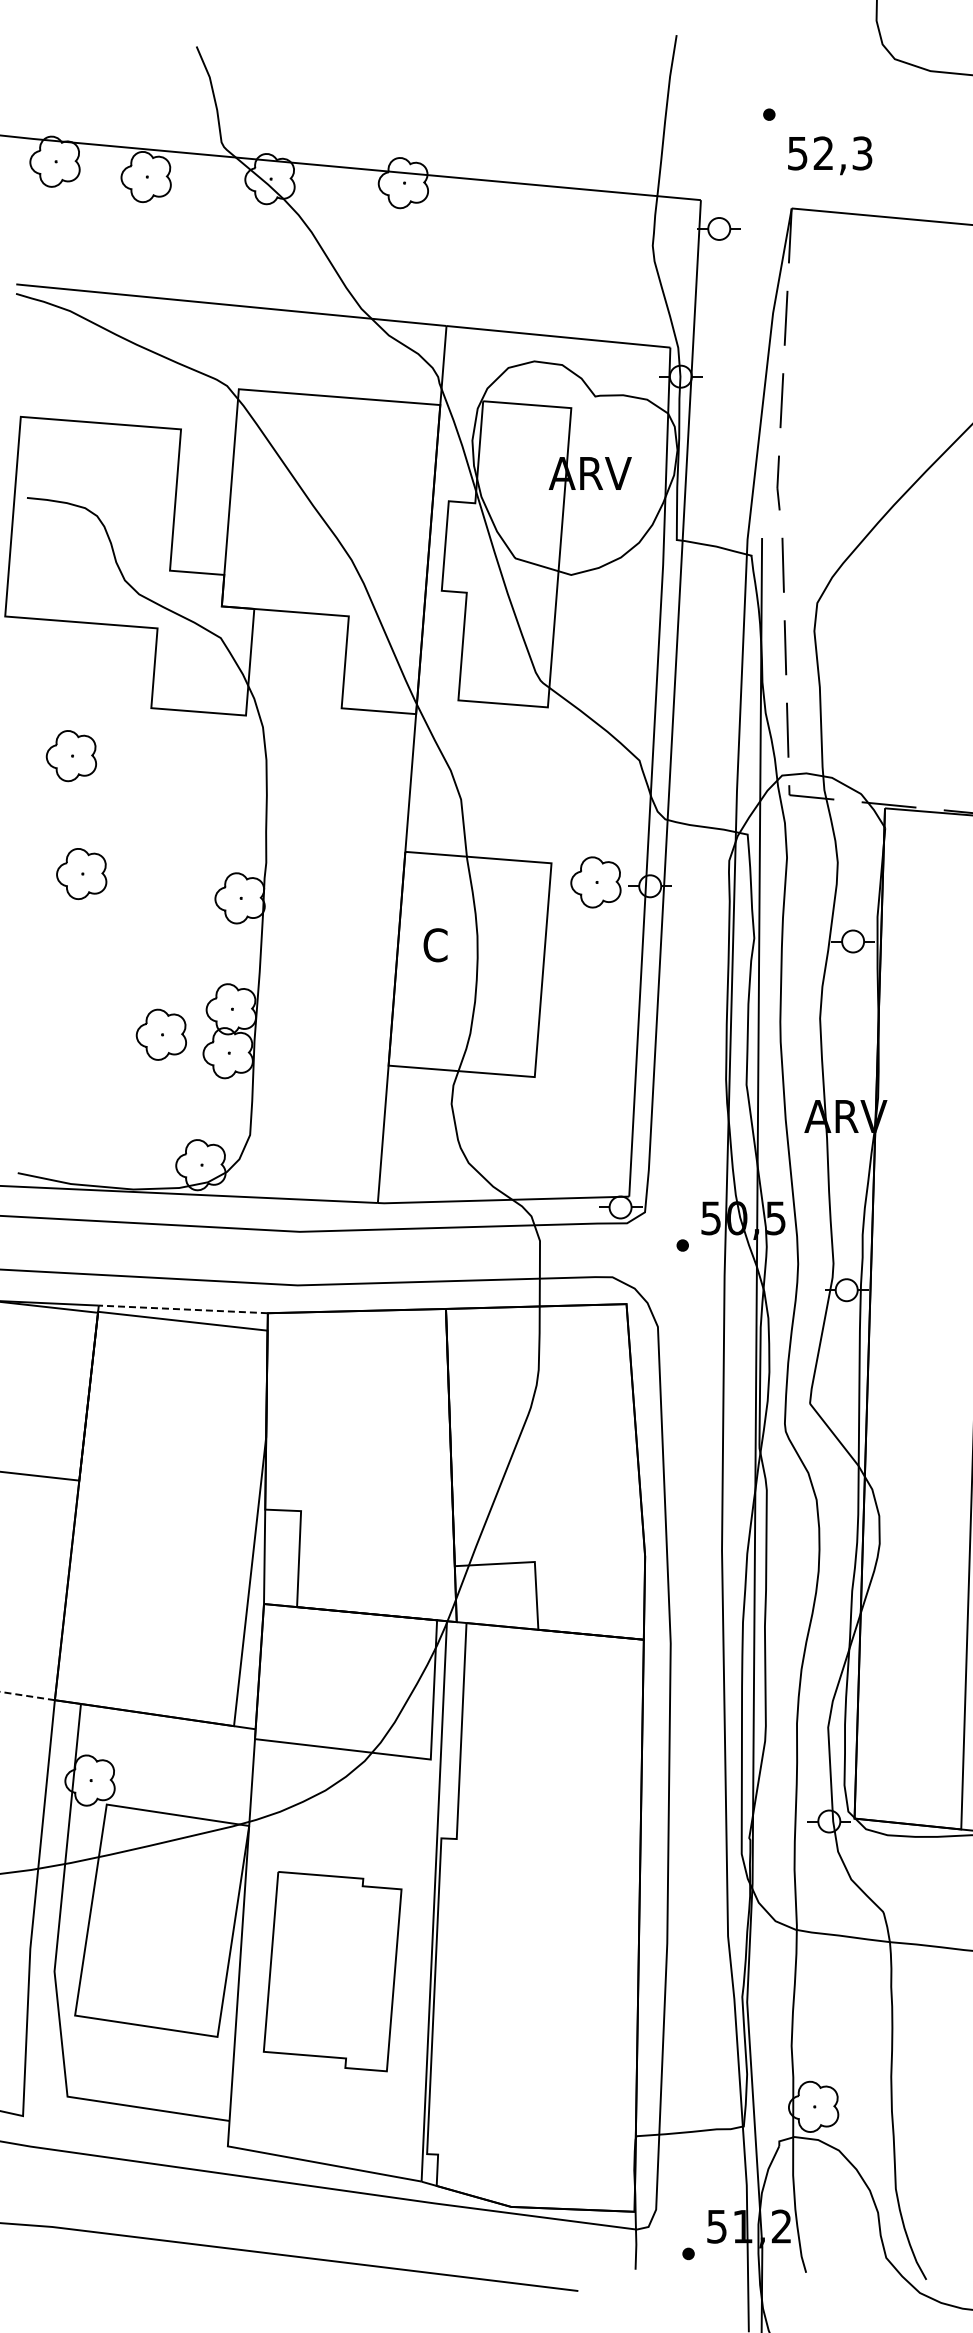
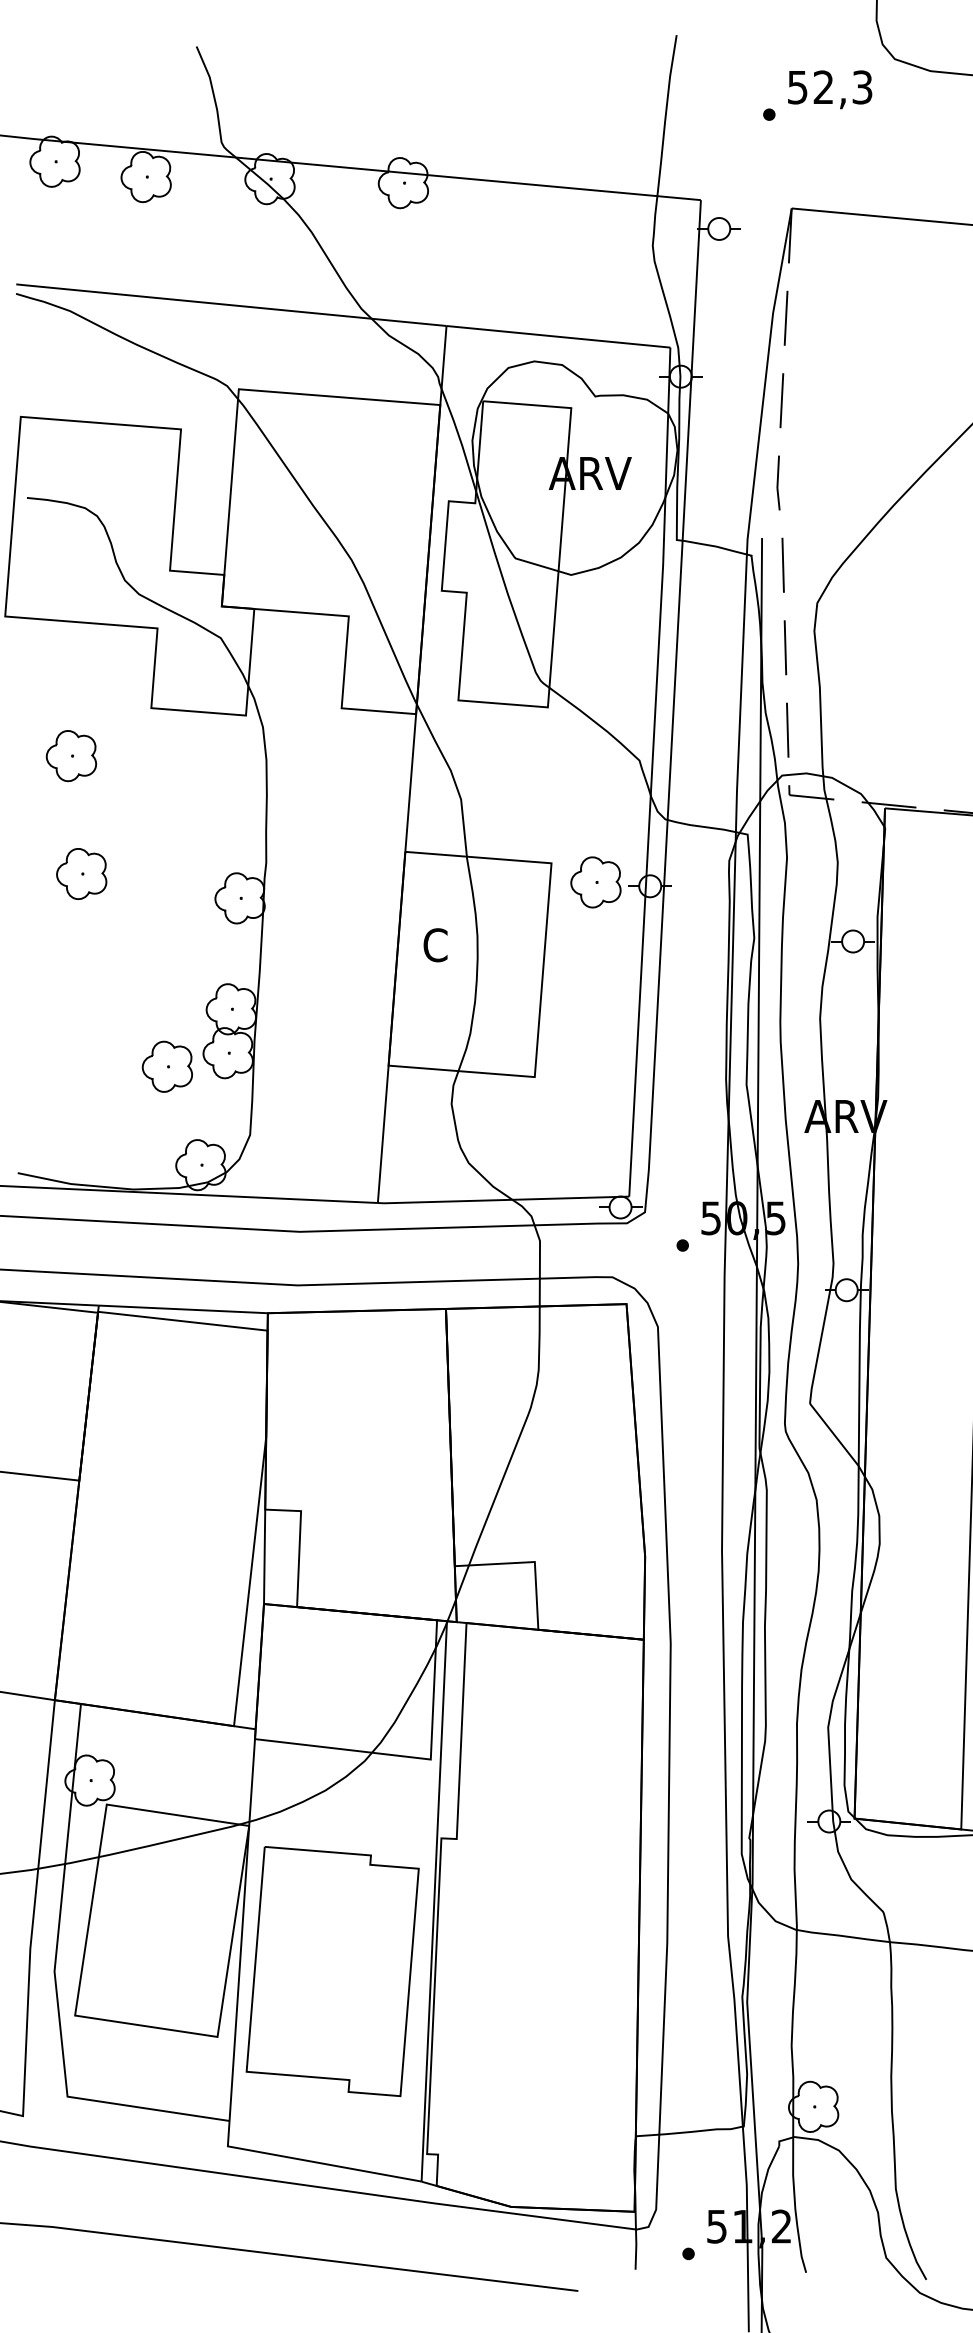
text position: (830, 155) -> (830, 89) (830, 89)
part position: (160, 1034) -> (166, 1066) (166, 1066)
line: dashed -> solid (183, 1309)
line: dashed -> solid (27, 1696)
part size: 141x202 px -> 175x252 px (332, 1971)
